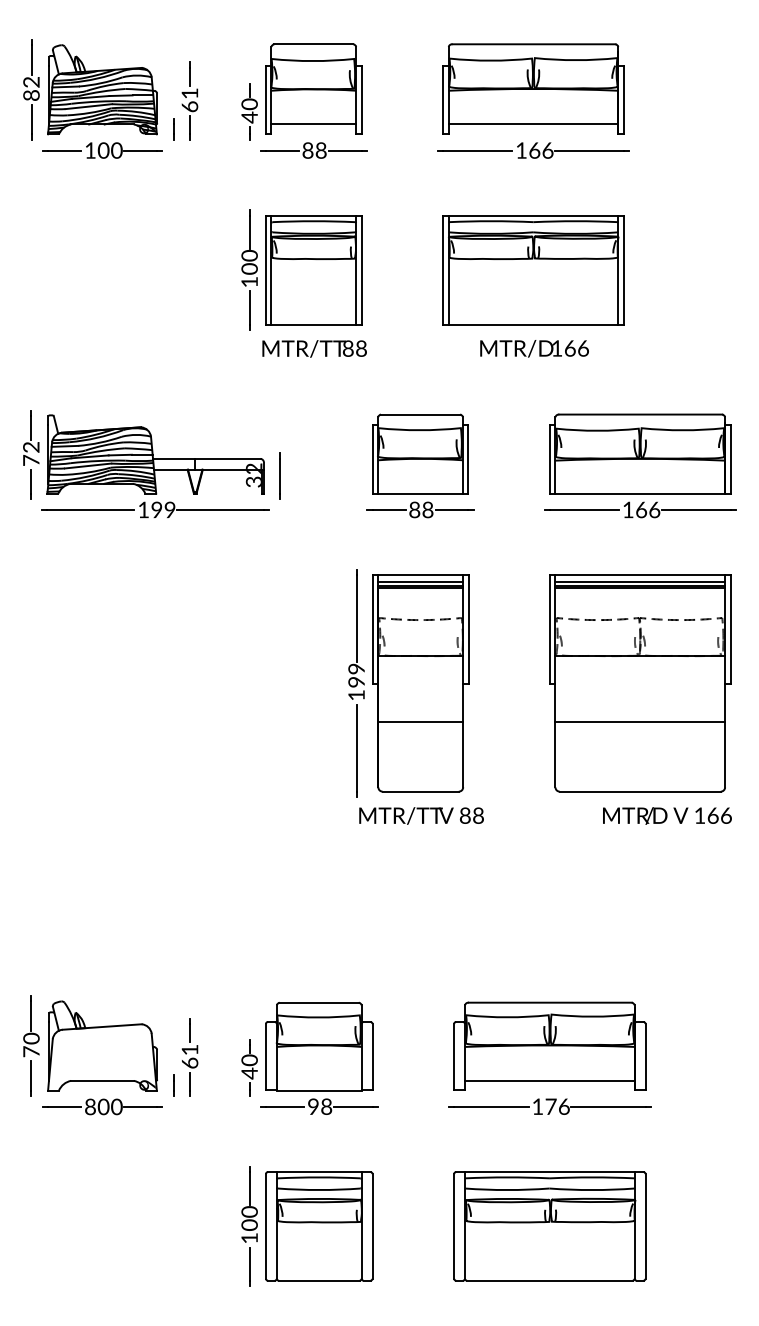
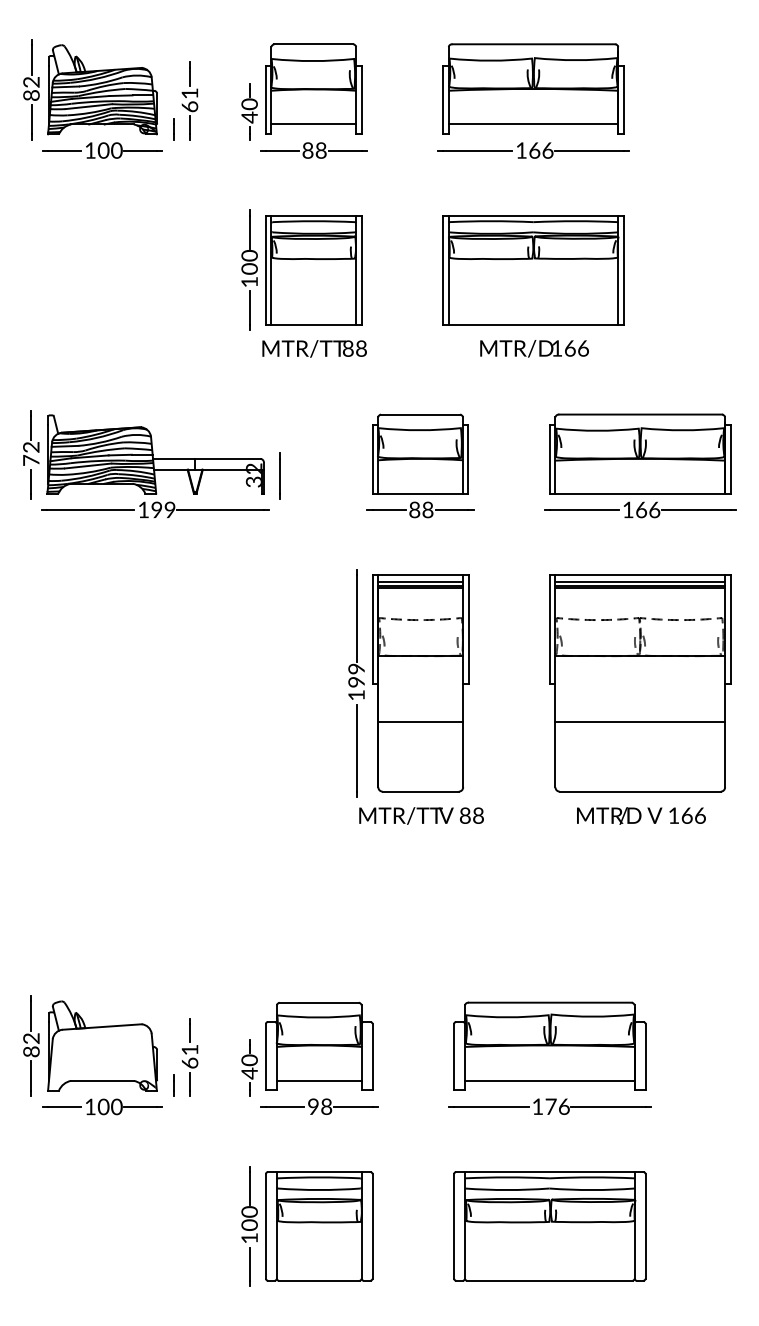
text position: (667, 815) -> (641, 815) (641, 815)
text: 70 -> 82 (31, 1044)
line position: (318, 1090) -> (318, 1080) (318, 1080)
text: 800 -> 100 (90, 1106)
